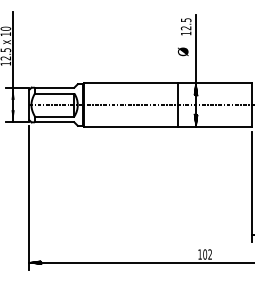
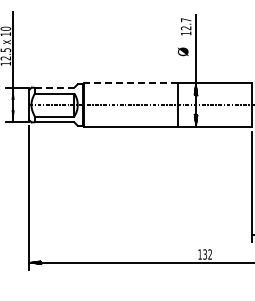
text: 12.5 -> 12.7 (186, 20)
line: solid -> dashed (131, 83)
line: solid -> dashed (54, 87)
text: 102 -> 132 (205, 254)
